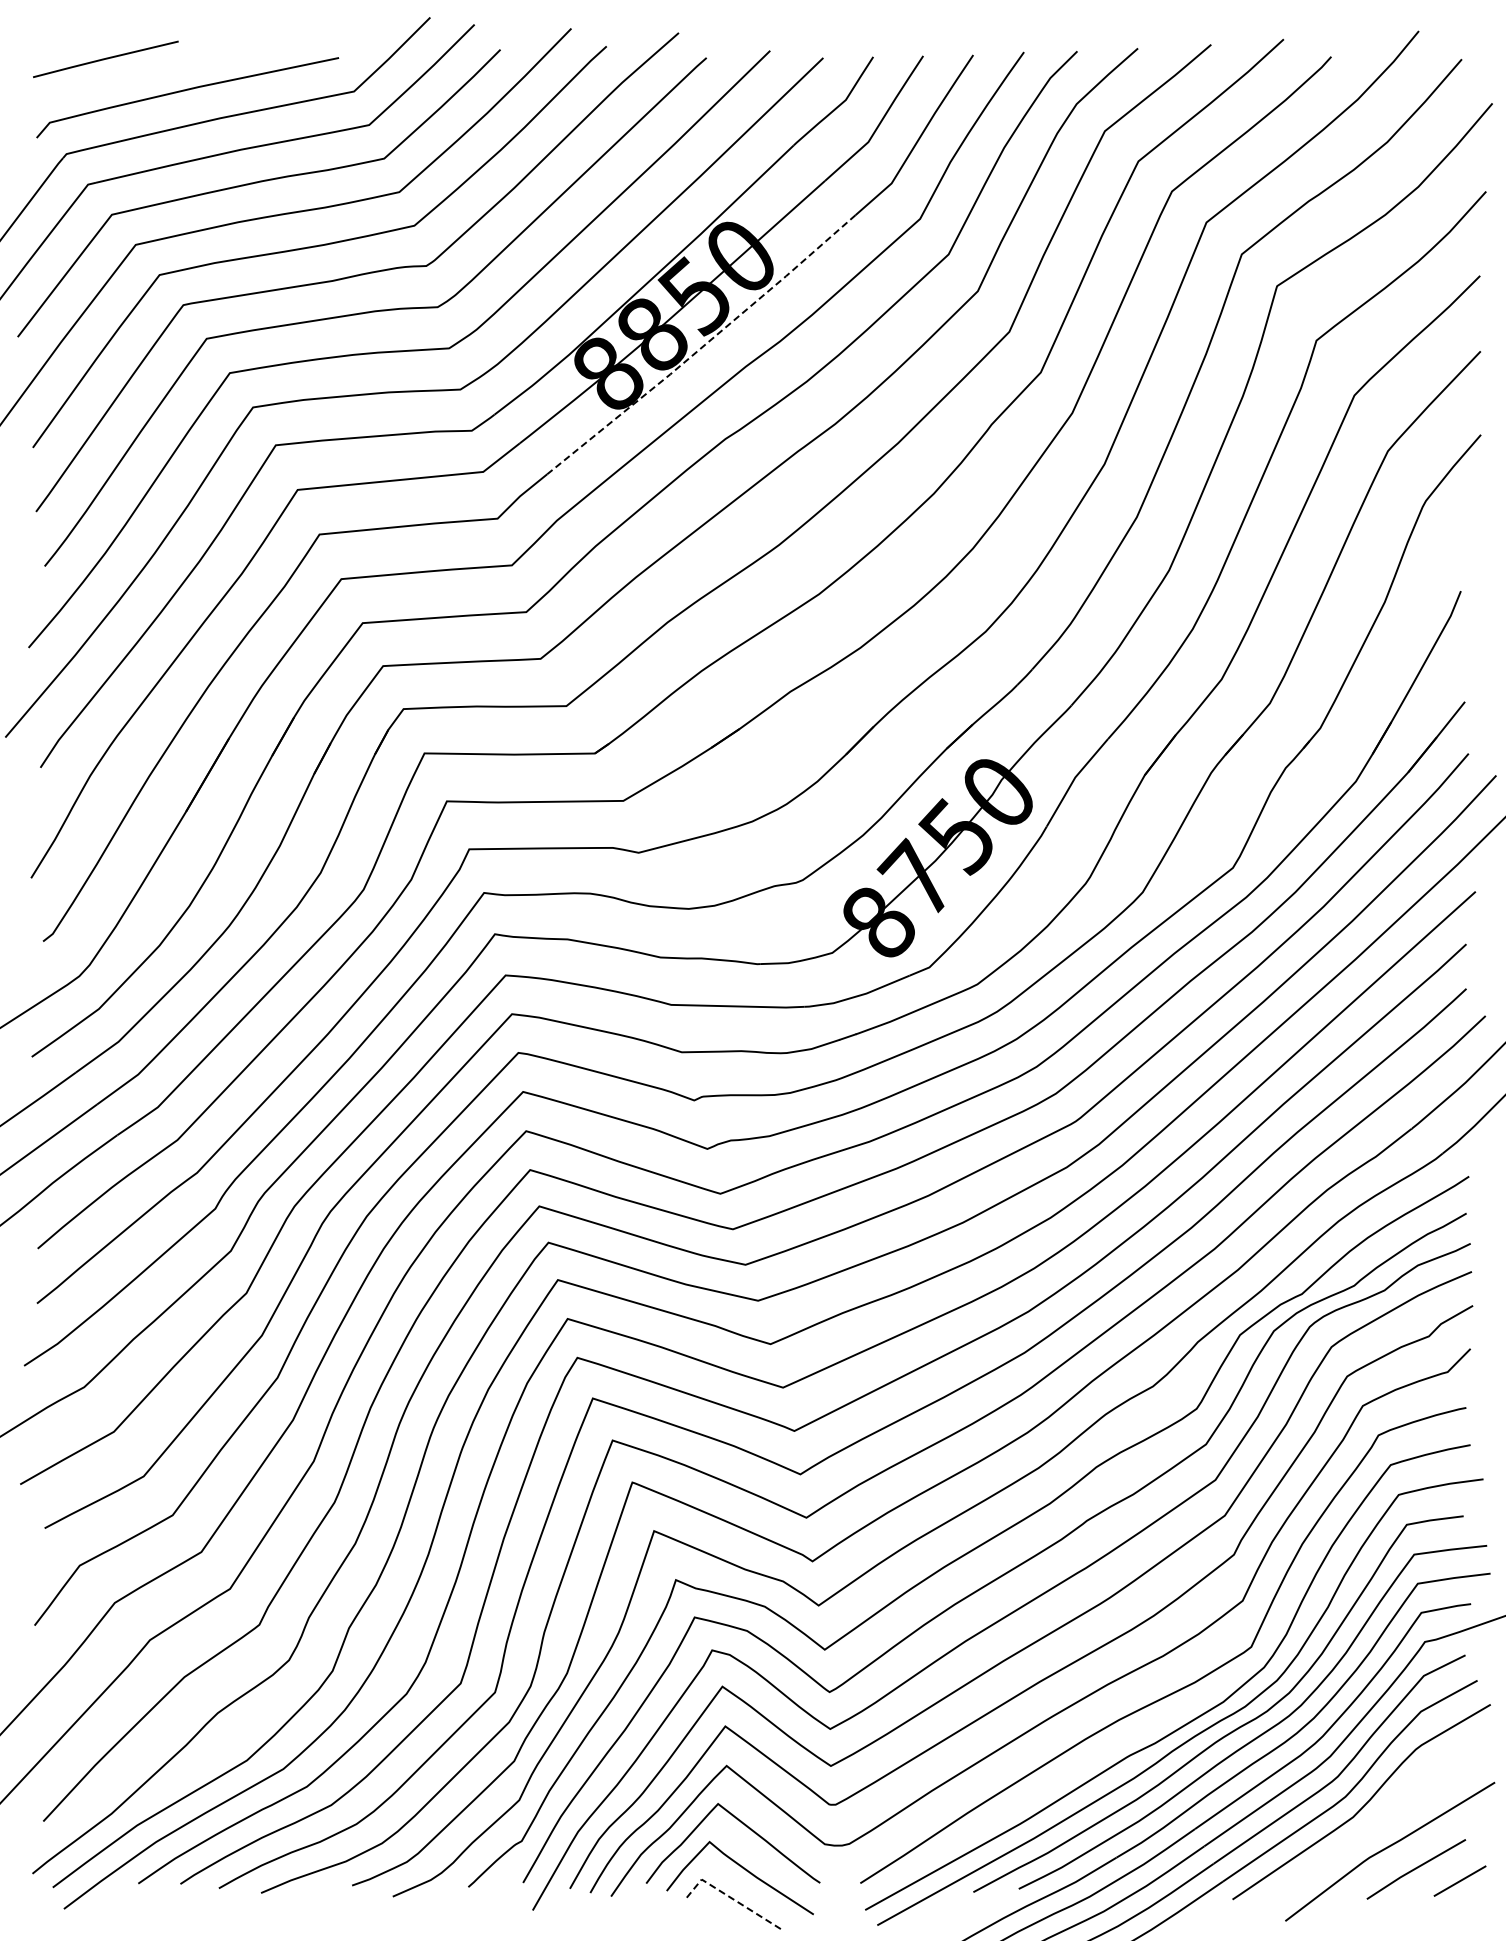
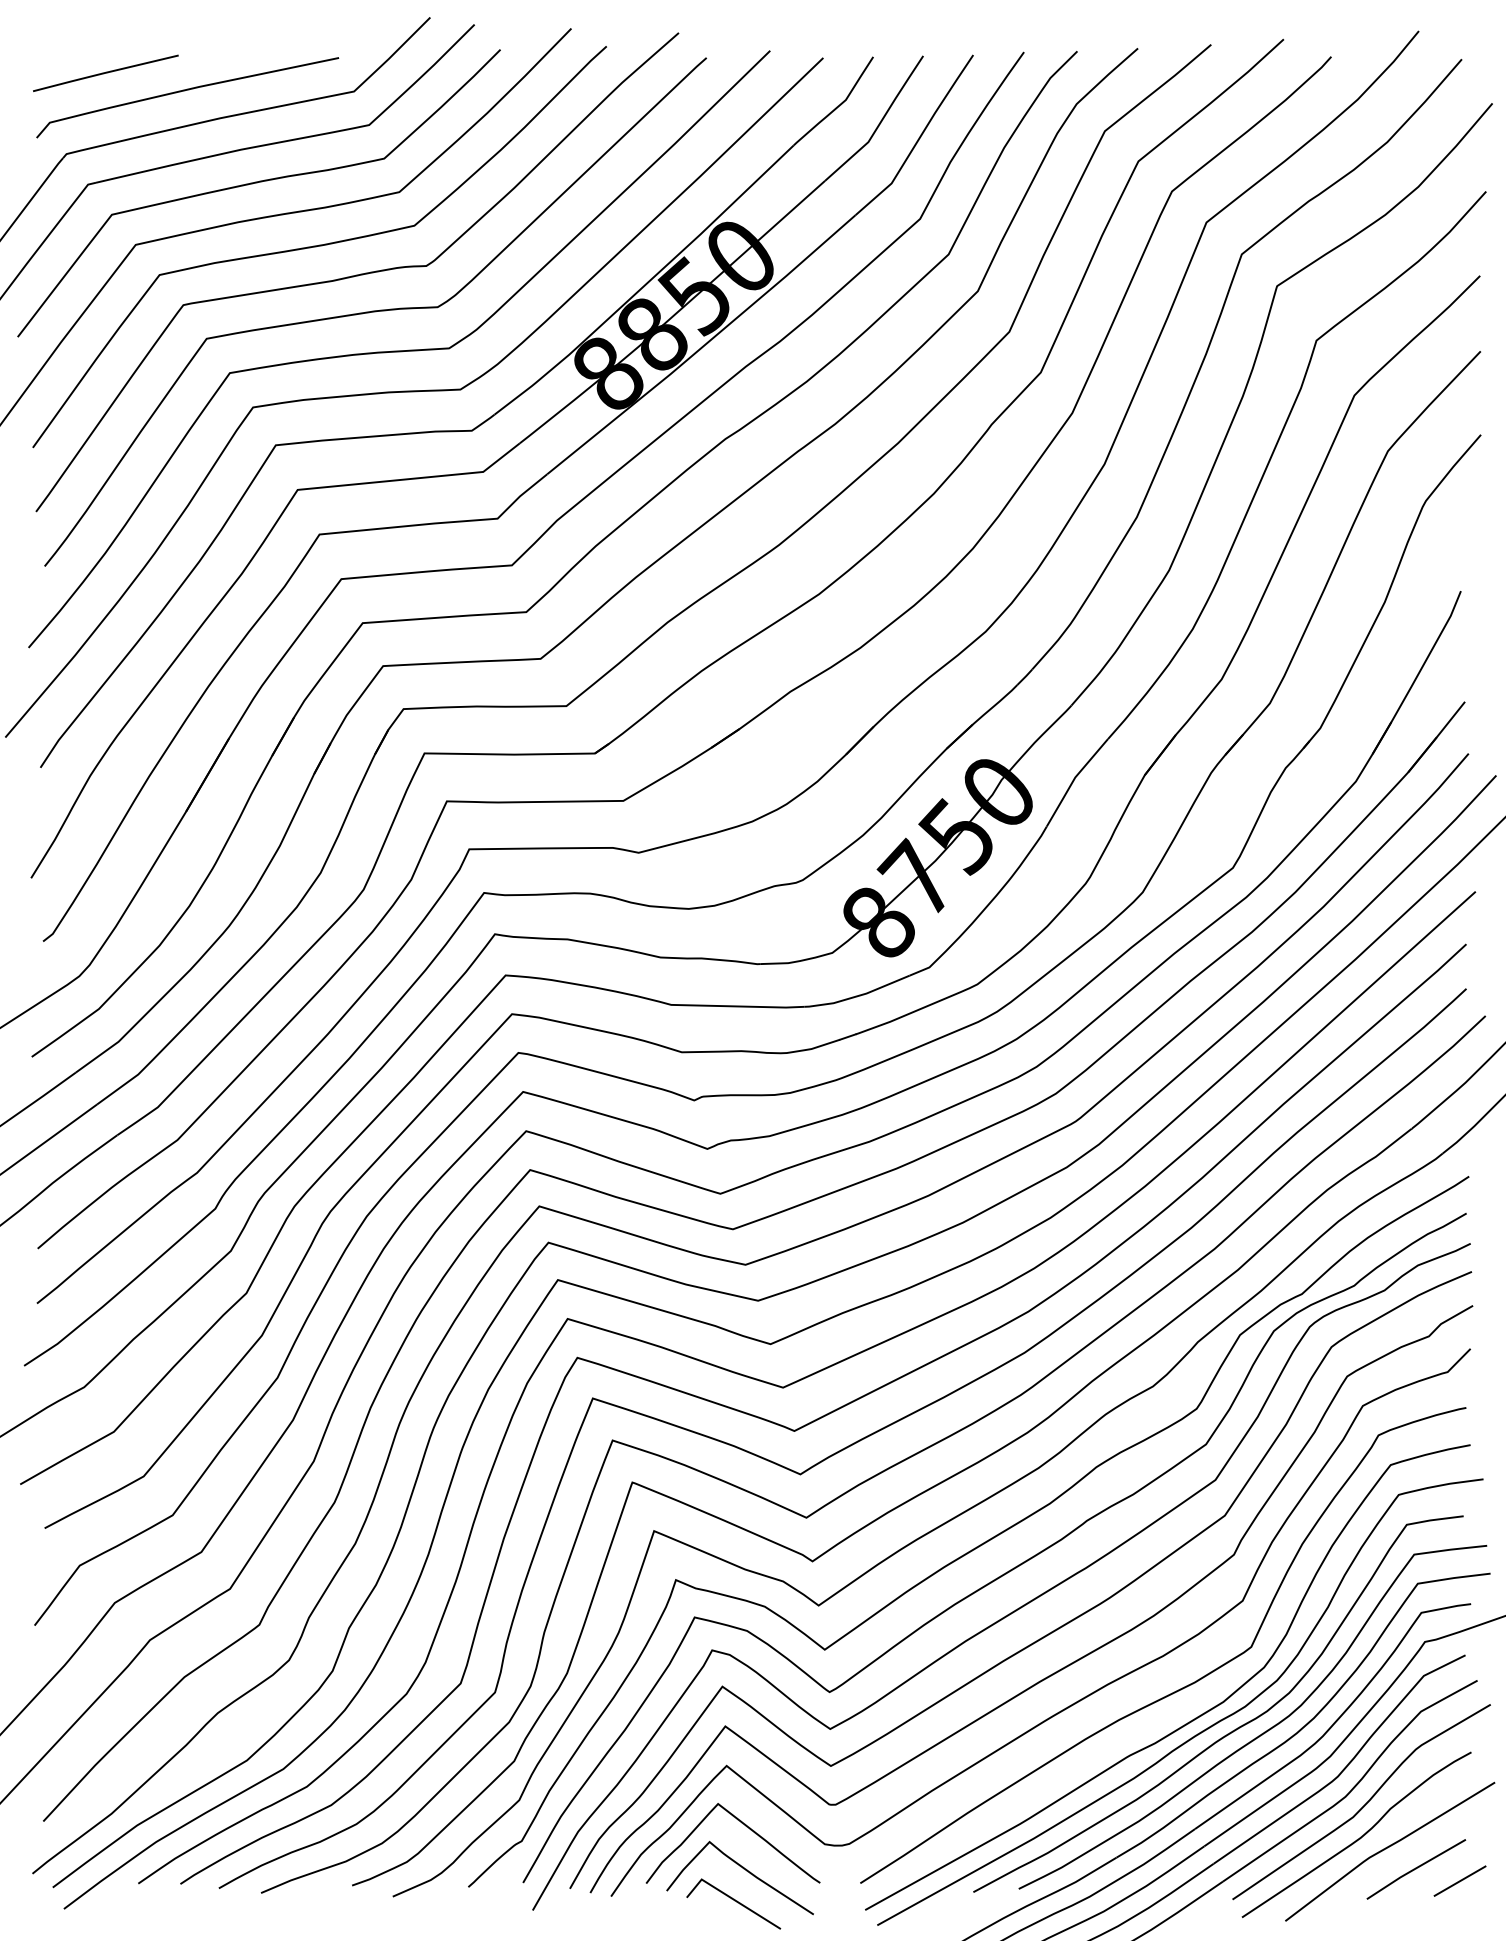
line position: (105, 58) -> (105, 72) (105, 72)
line: dashed -> solid (703, 346)
curve: none -> present (1359, 1837)
line: dashed -> solid (730, 1897)
